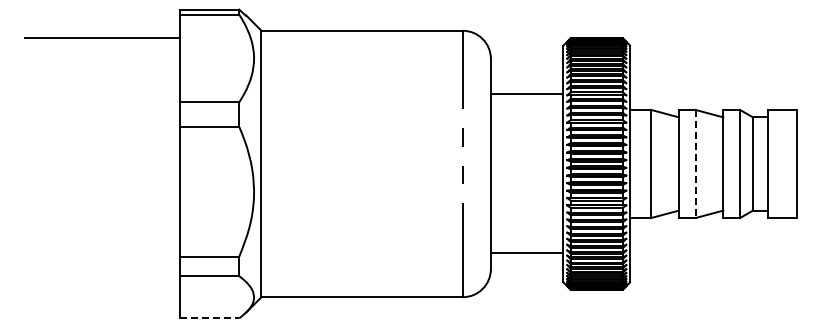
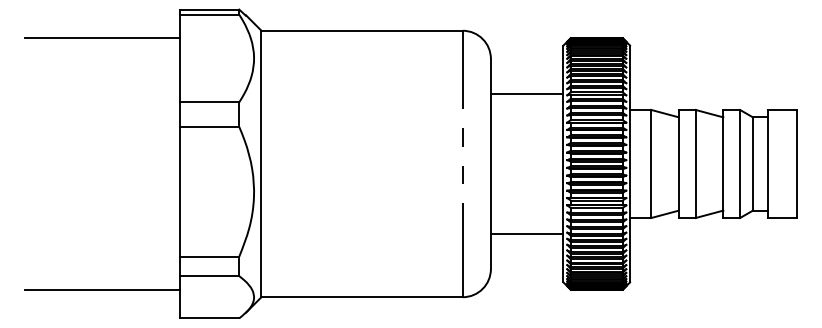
line: dashed -> solid (695, 164)
line position: (526, 253) -> (526, 234) (526, 234)
line: none -> present (102, 289)
line: dashed -> solid (209, 318)
